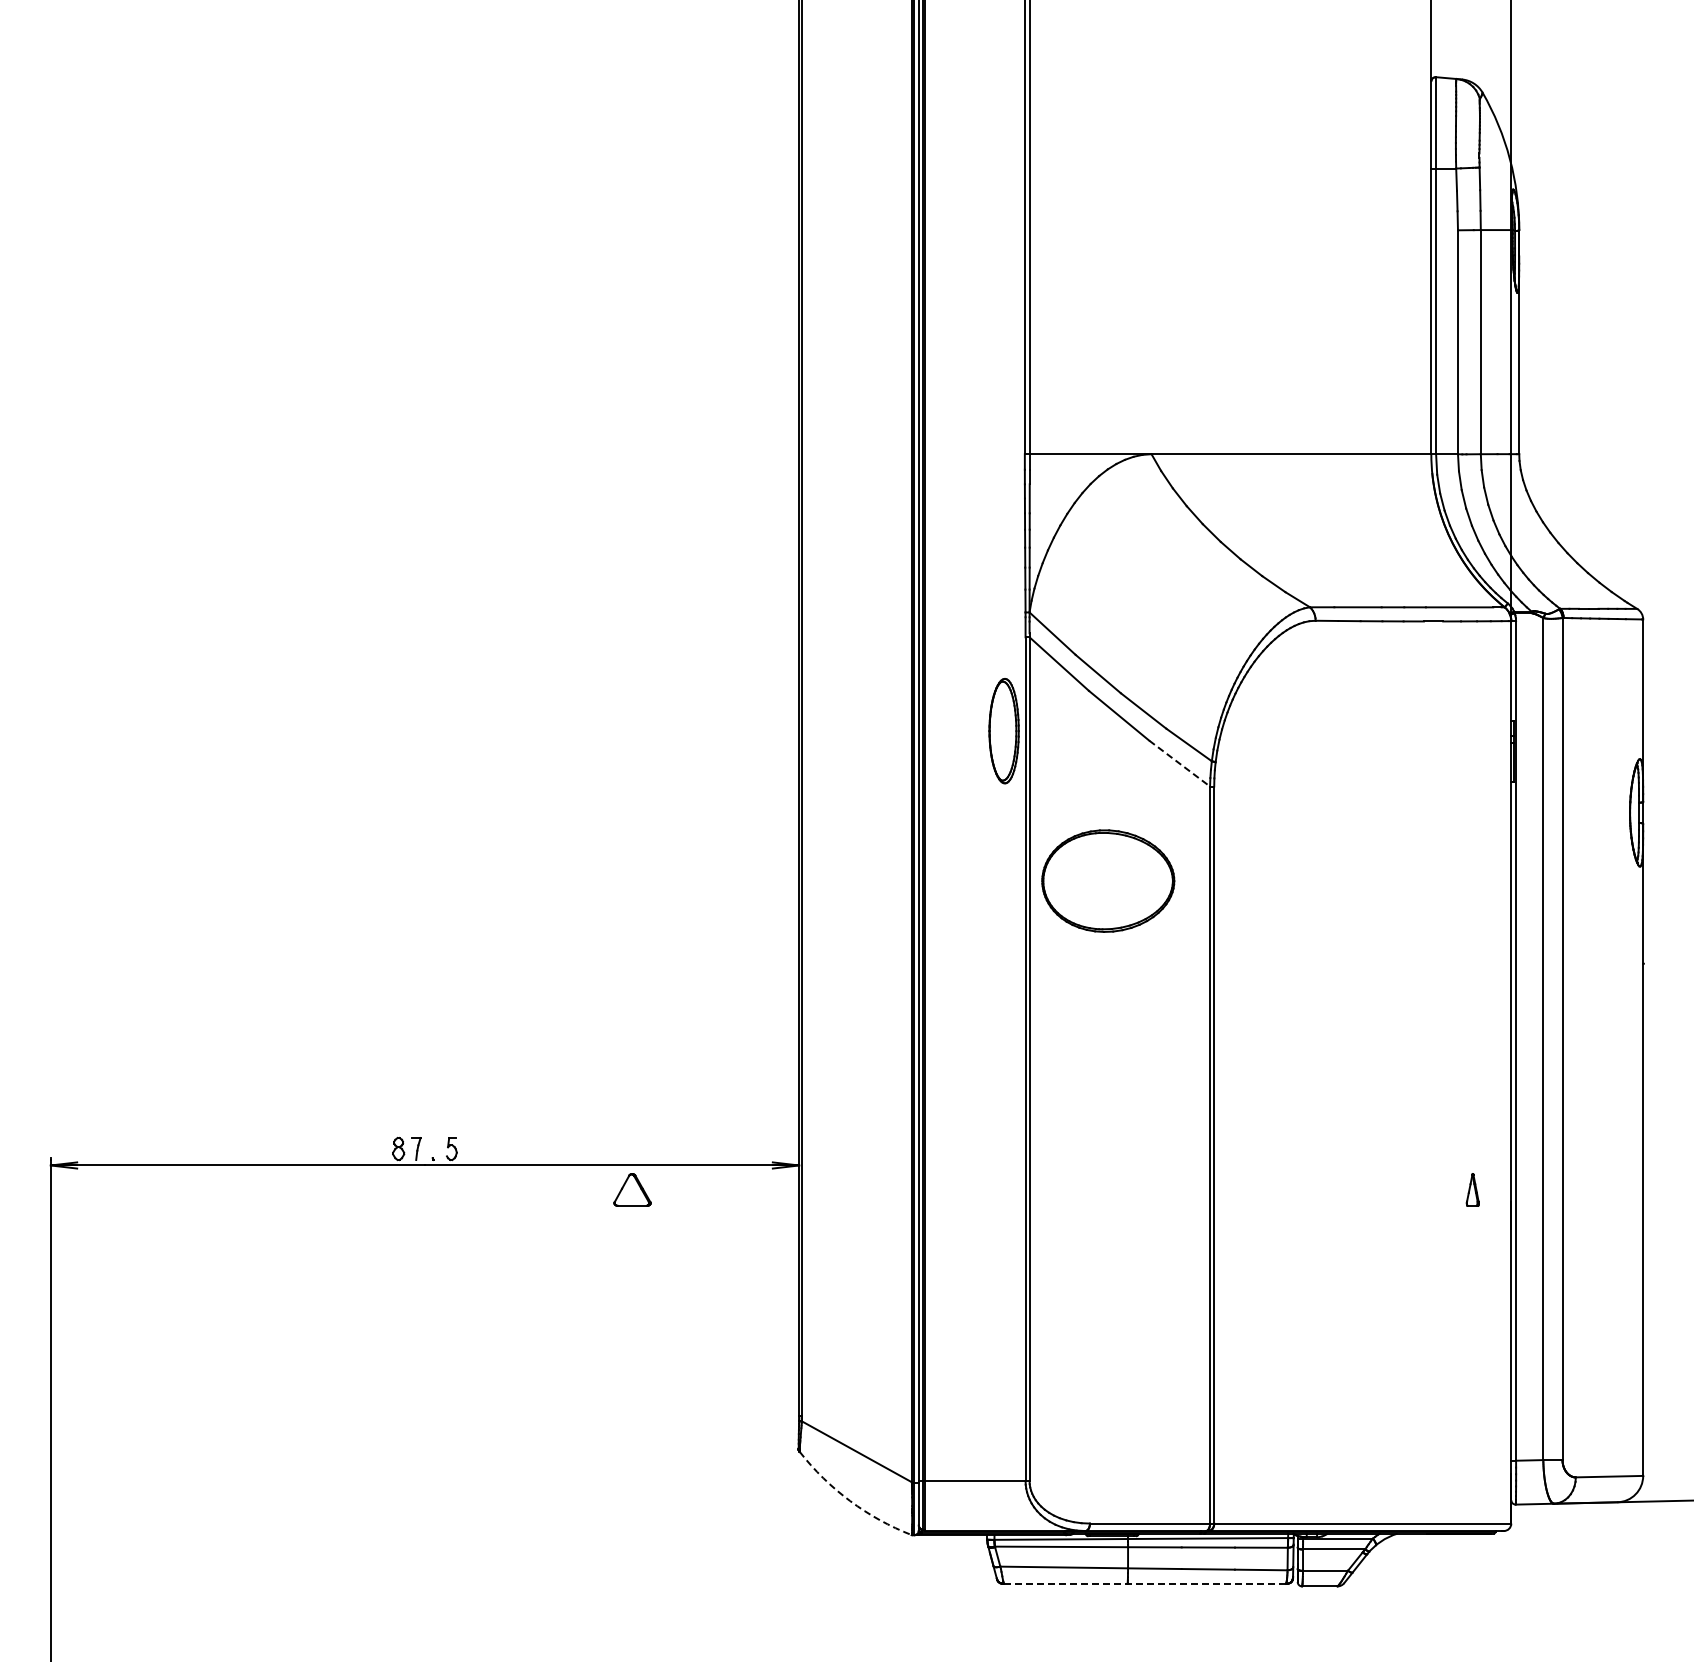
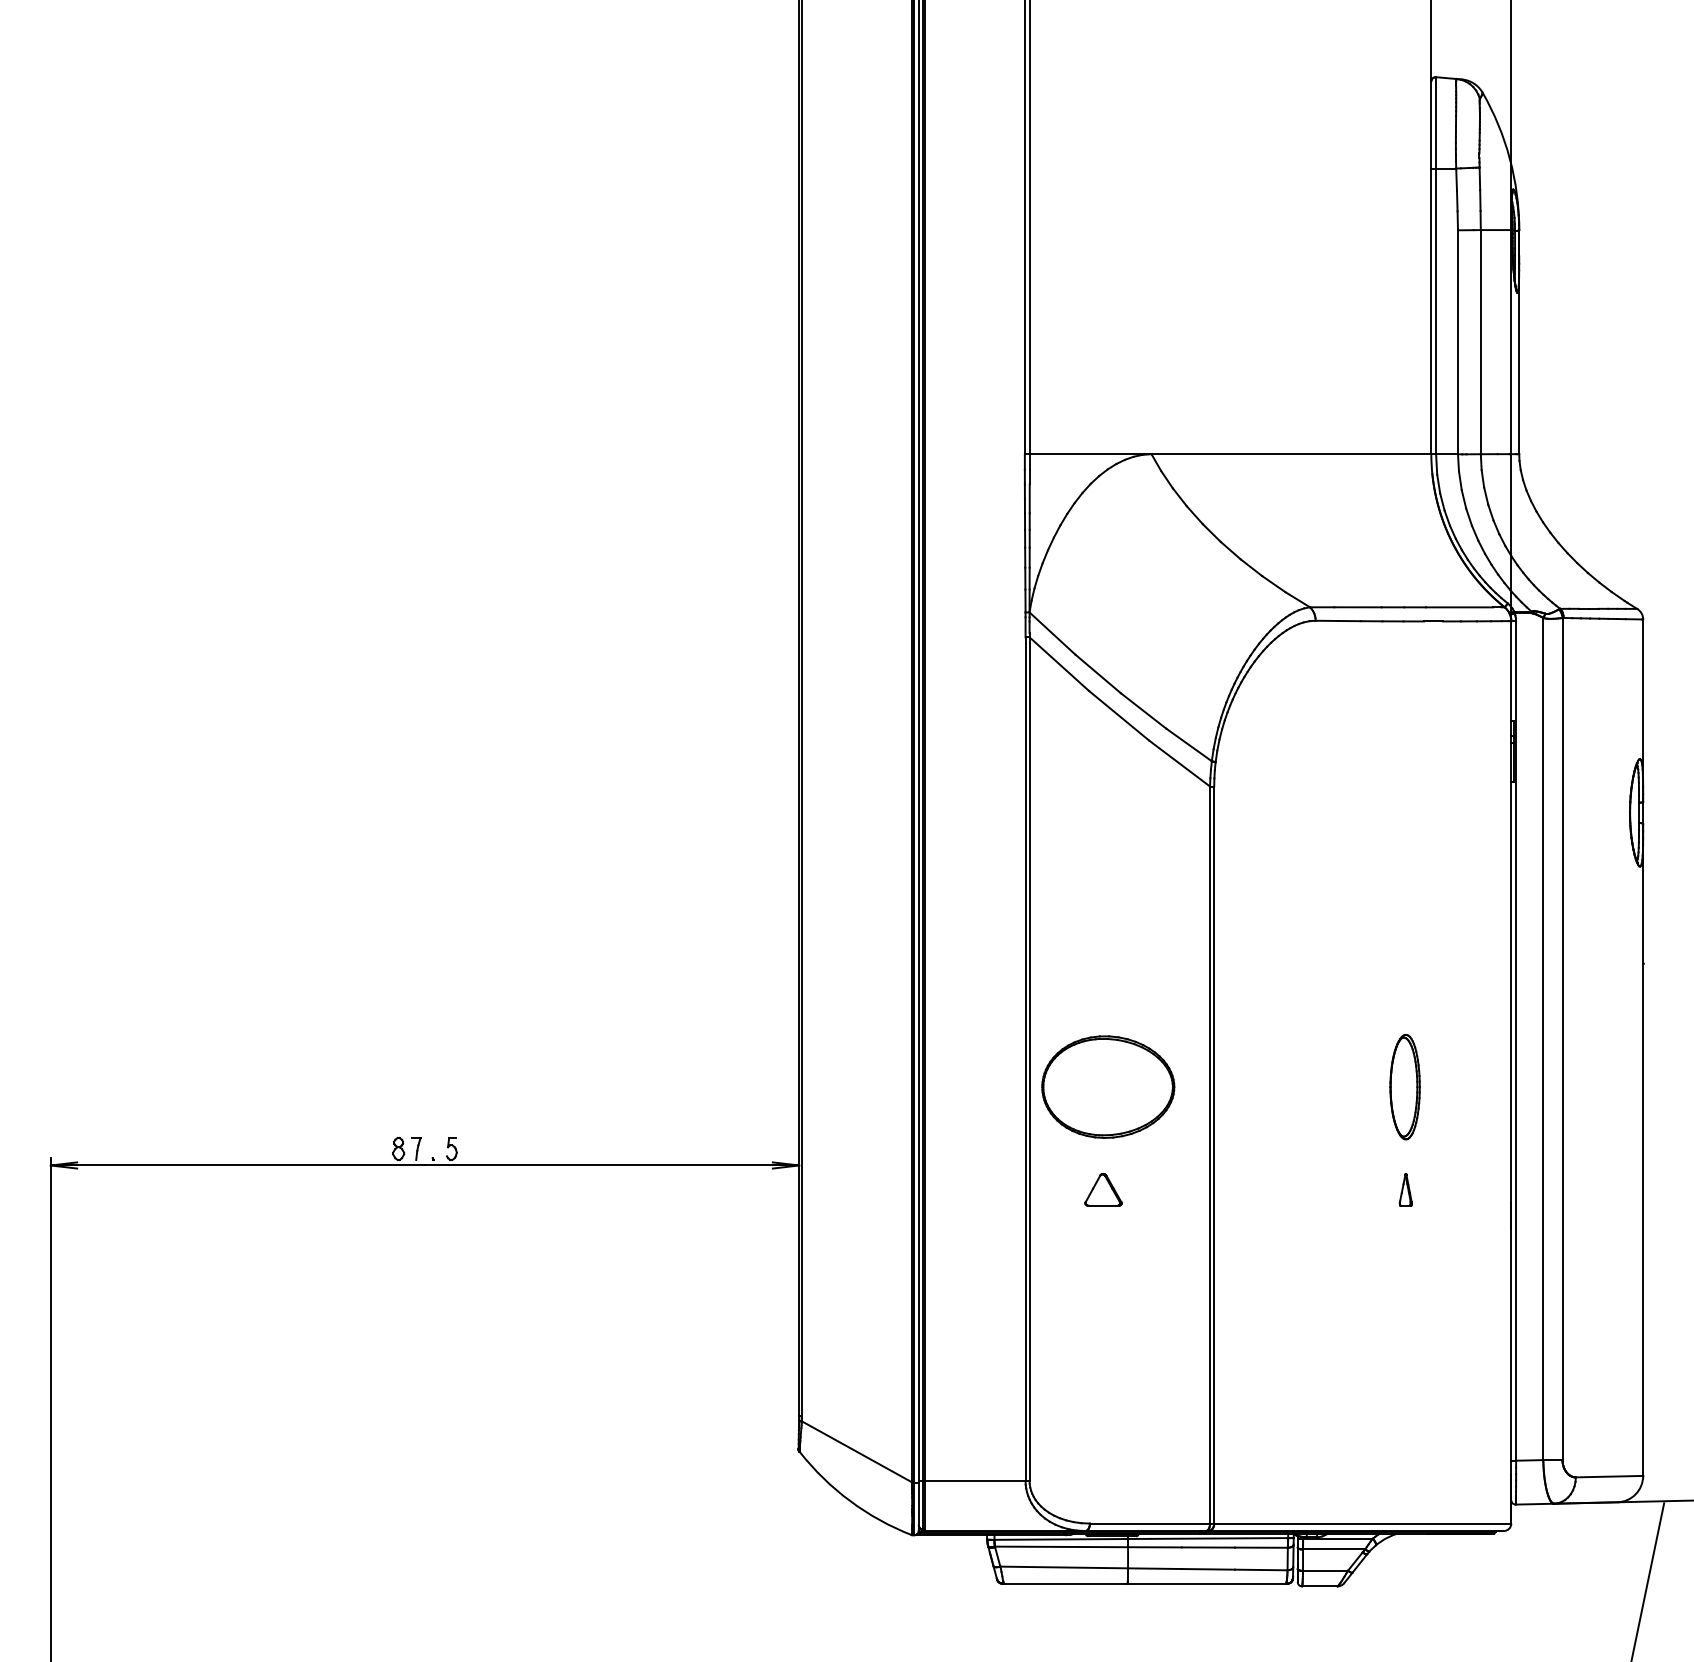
part position: (1003, 731) -> (1404, 1087) (1404, 1087)
line: dashed -> solid (1180, 763)
part position: (1108, 880) -> (1108, 1086) (1108, 1086)
part position: (632, 1189) -> (1103, 1189) (1103, 1189)
part position: (1472, 1189) -> (1405, 1189) (1405, 1189)
arc: dashed -> solid (850, 1501)
line: none -> present (1648, 1580)
line: dashed -> solid (1145, 1583)
